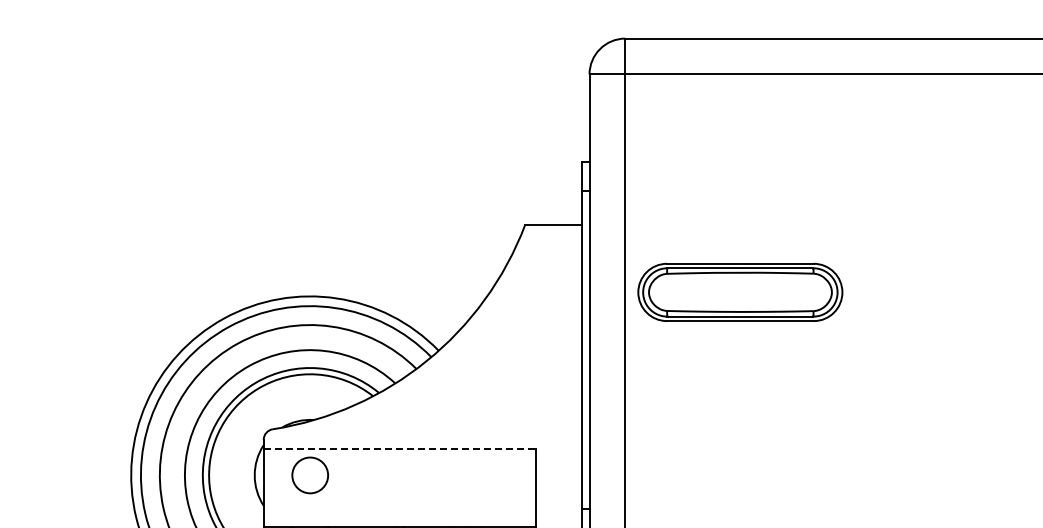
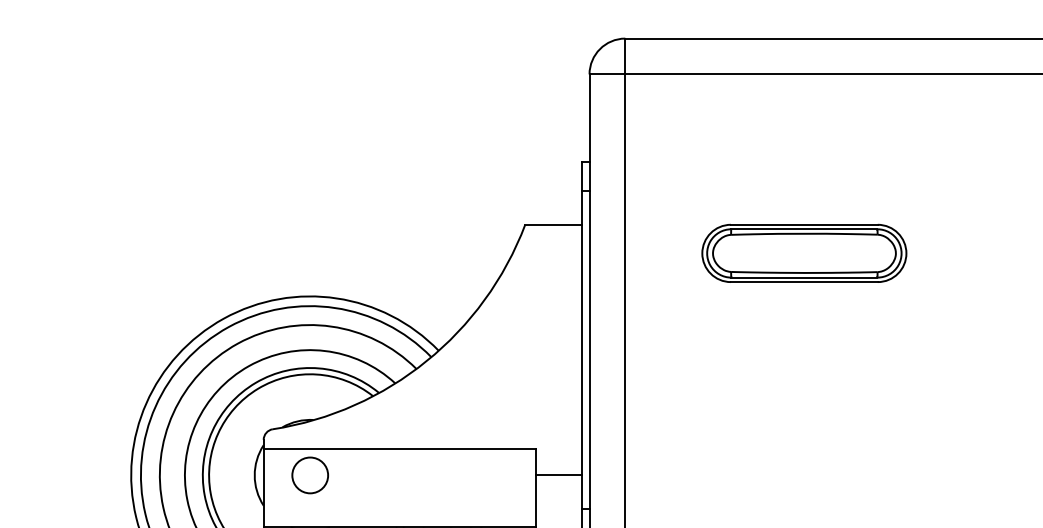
part position: (740, 291) -> (804, 252) (804, 252)
line: dashed -> solid (400, 449)
line: none -> present (558, 475)
